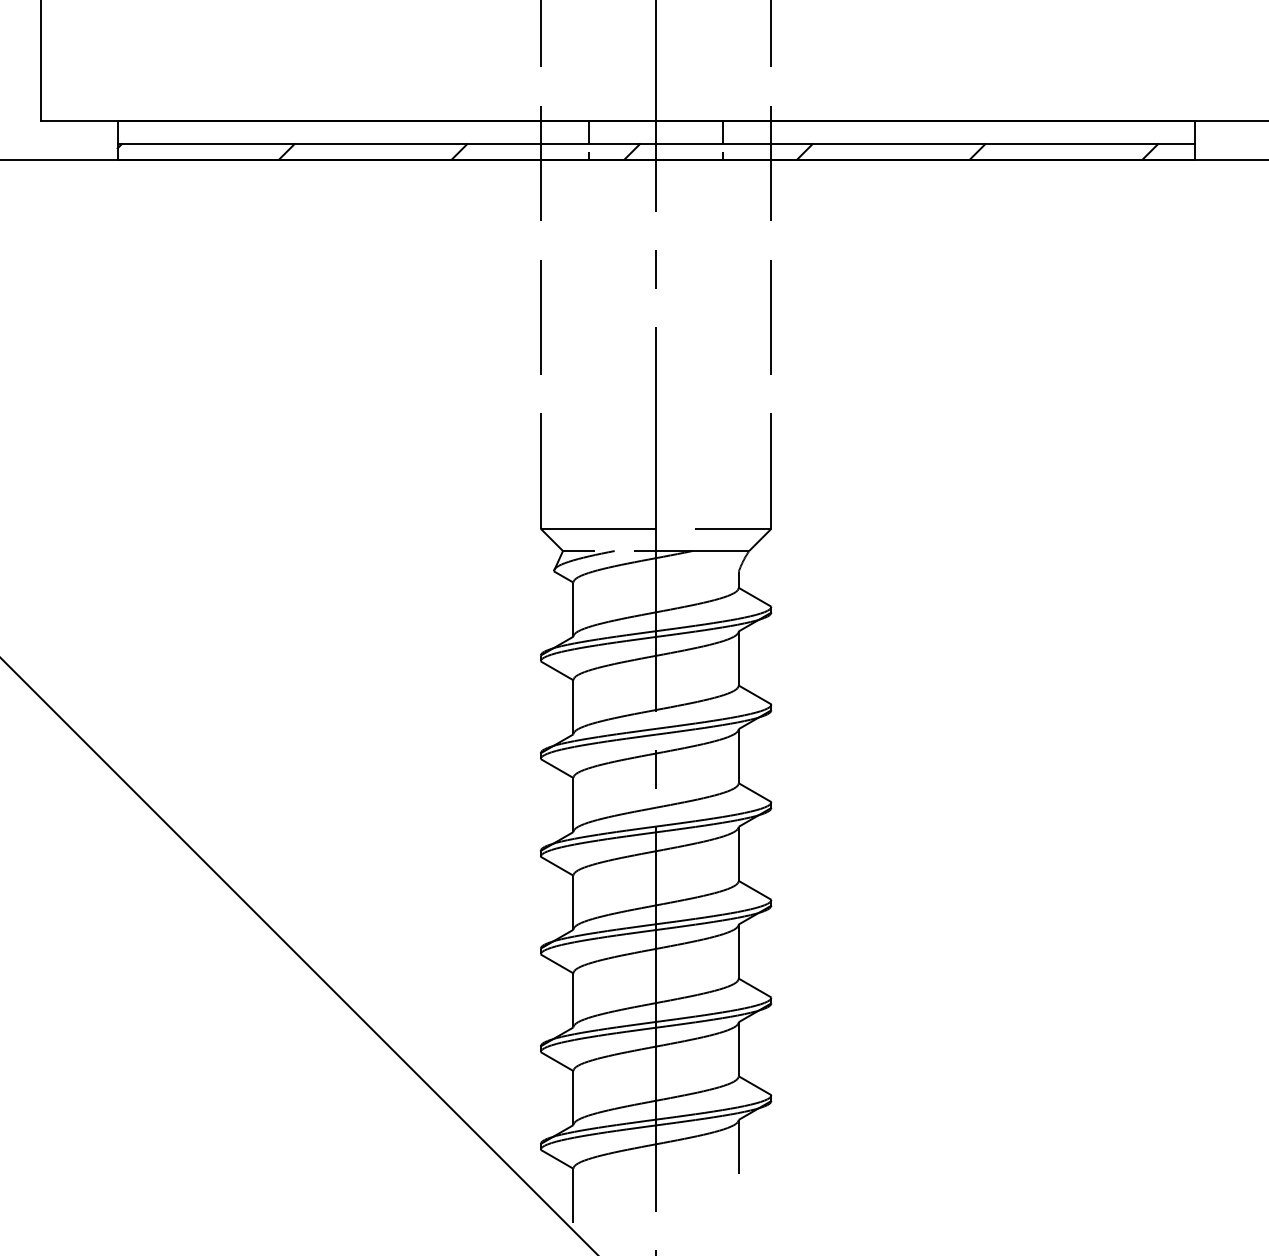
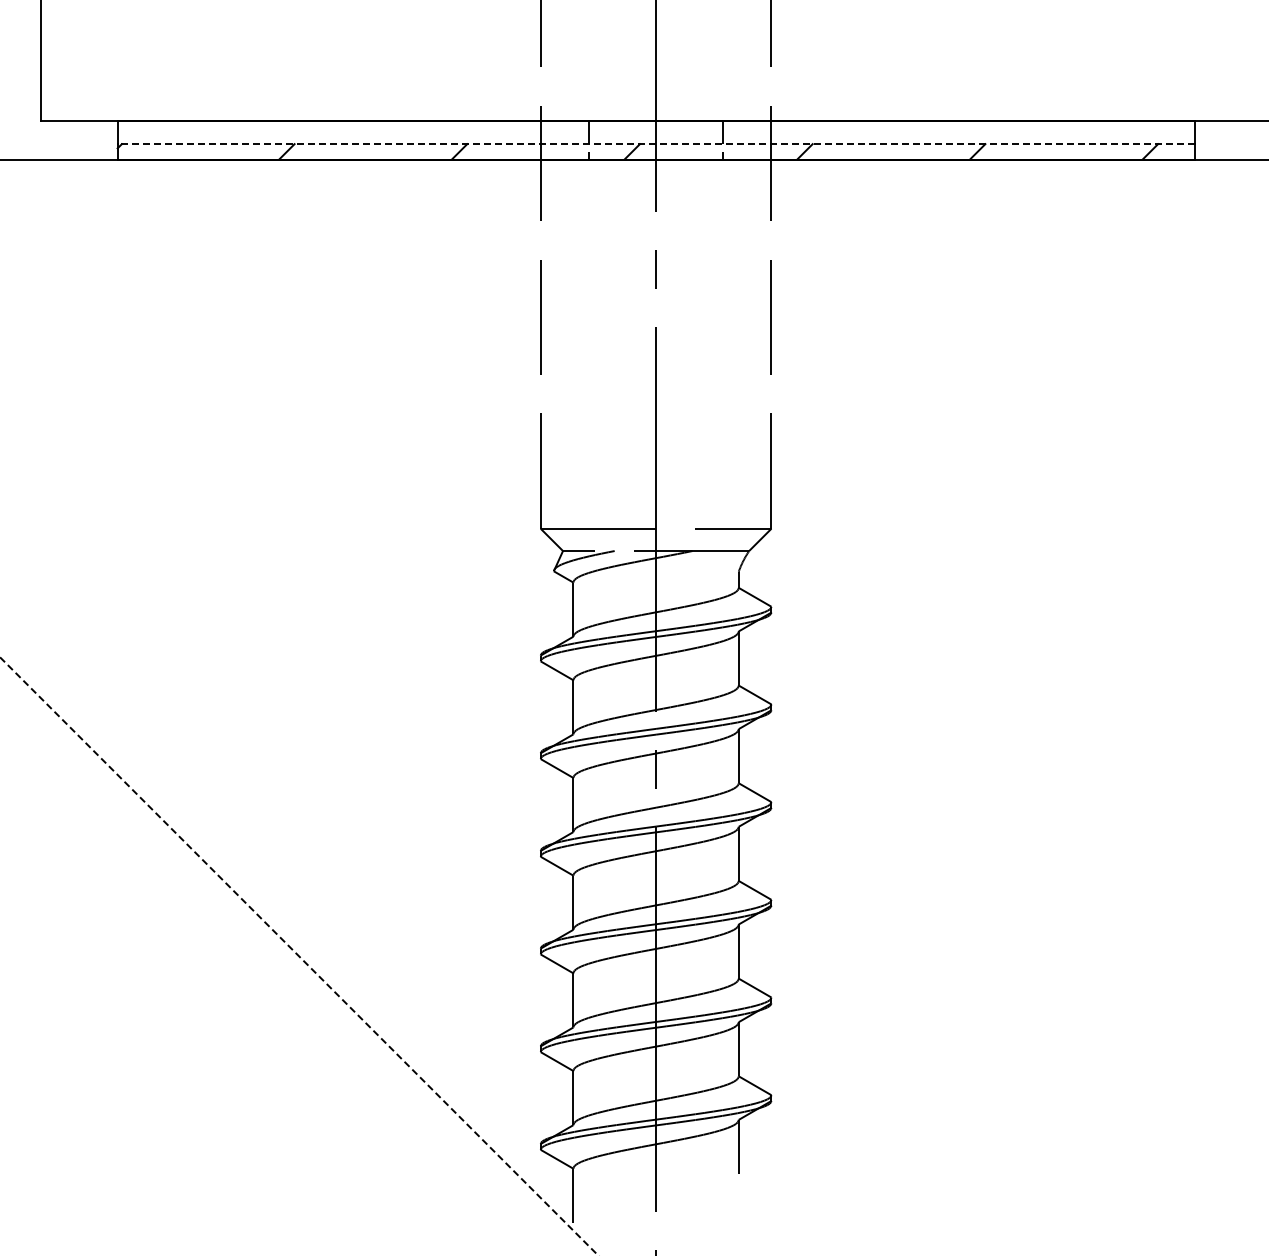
line: solid -> dashed (655, 144)
line: solid -> dashed (299, 956)
